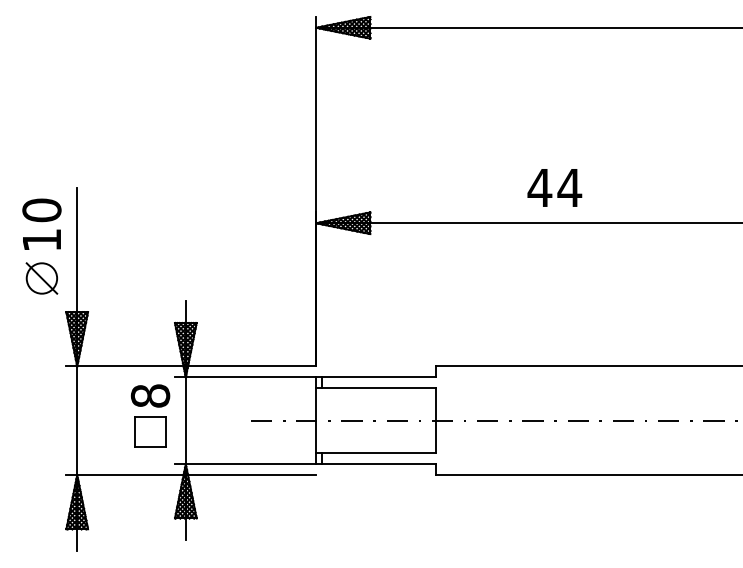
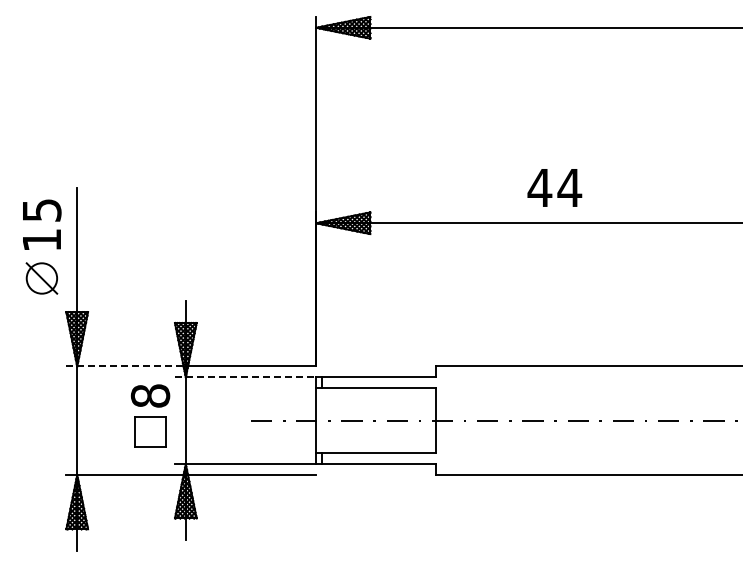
text: 10 -> 15 (41, 210)
line: solid -> dashed (125, 366)
line: solid -> dashed (245, 377)
